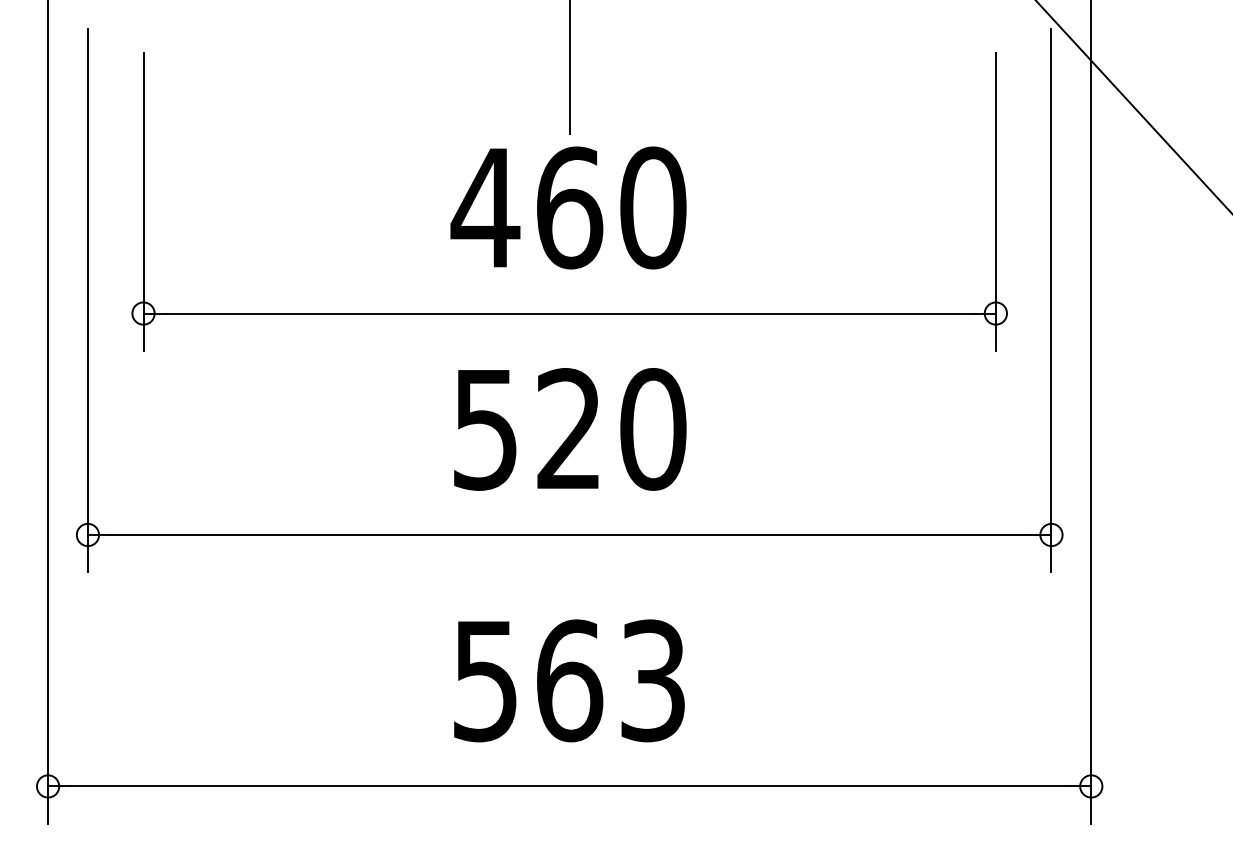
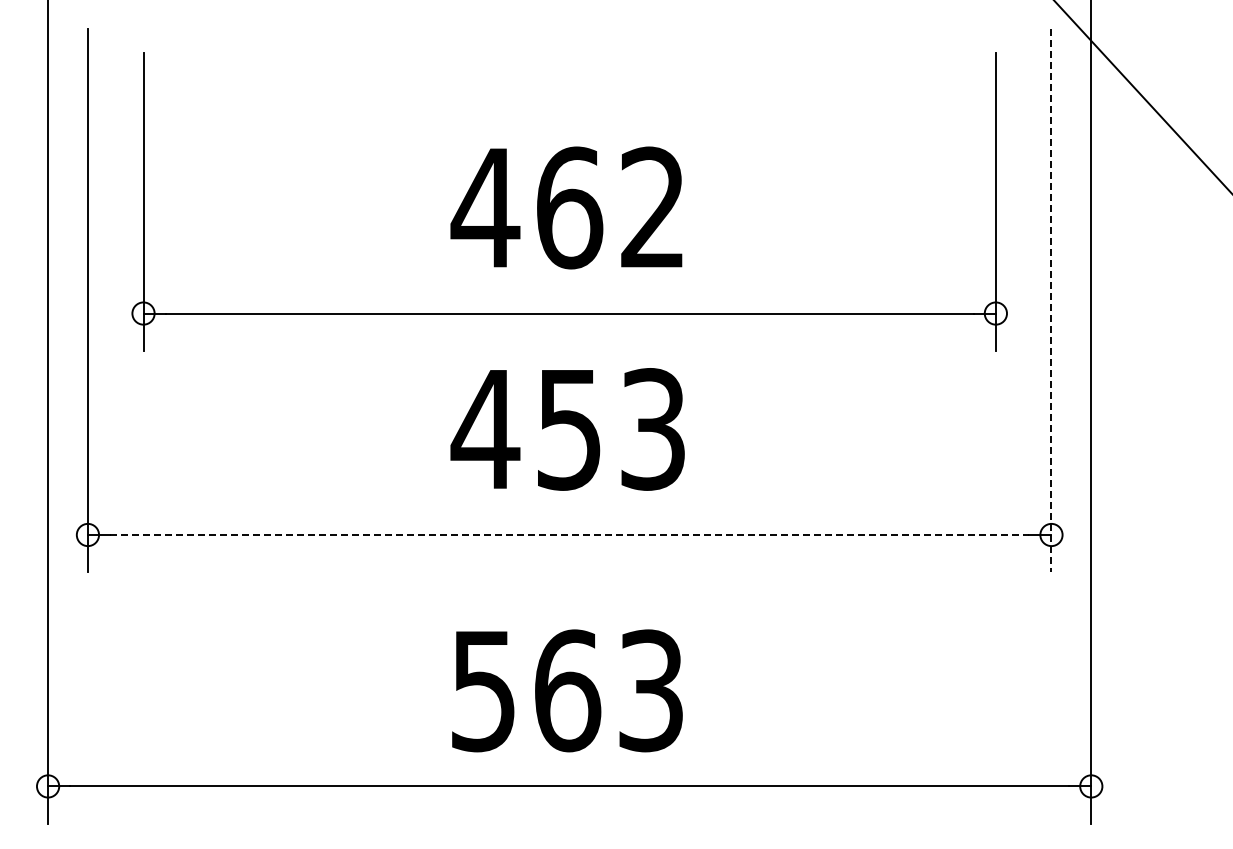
line: present -> none (569, 68)
line position: (1133, 106) -> (1142, 96) (1142, 96)
text: 460 -> 462 (653, 207)
line: solid -> dashed (1051, 301)
text: 520 -> 453 (568, 429)
line: solid -> dashed (569, 535)
text position: (569, 680) -> (567, 690) (567, 690)
